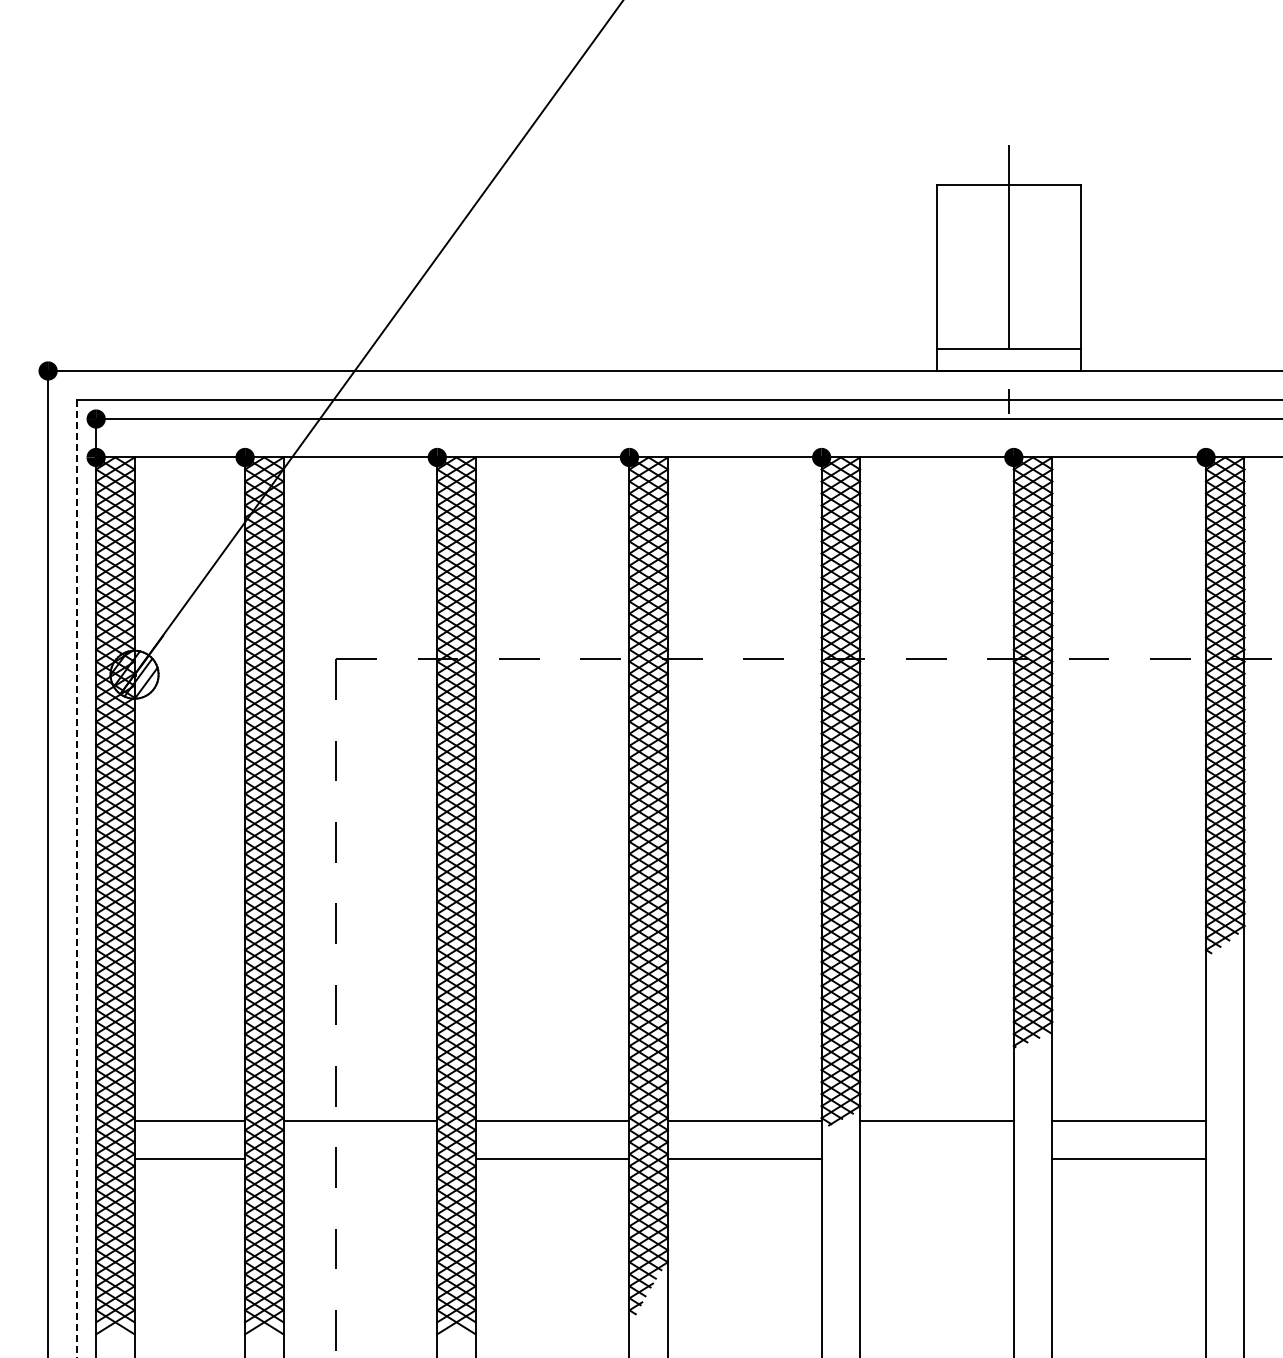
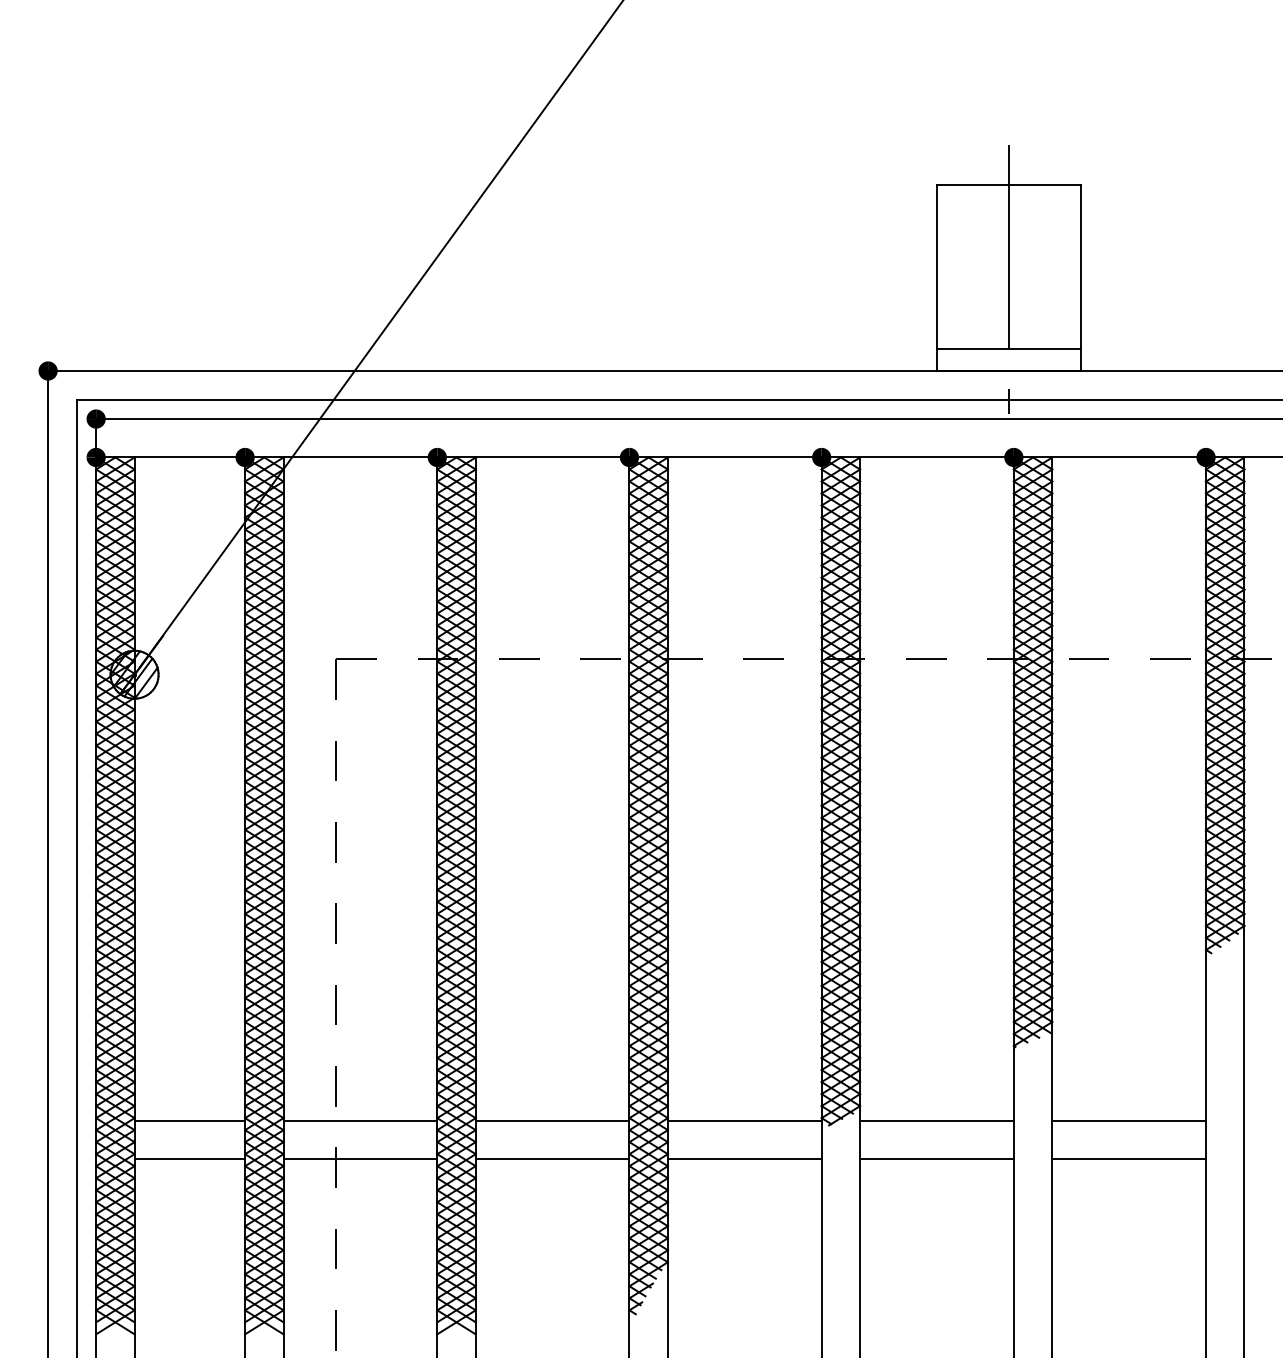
line: dashed -> solid (76, 878)
line: none -> present (360, 1158)
line: none -> present (936, 1158)
